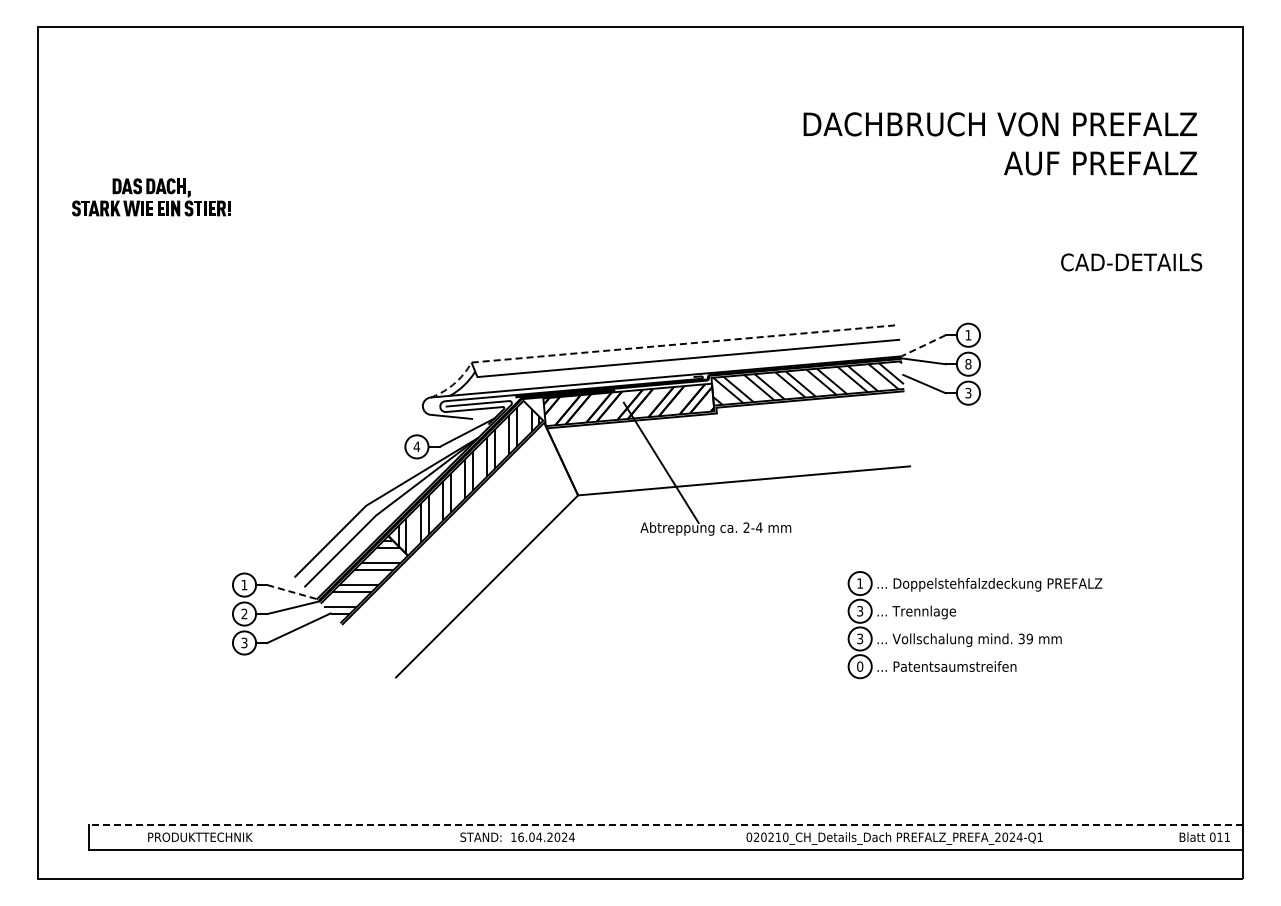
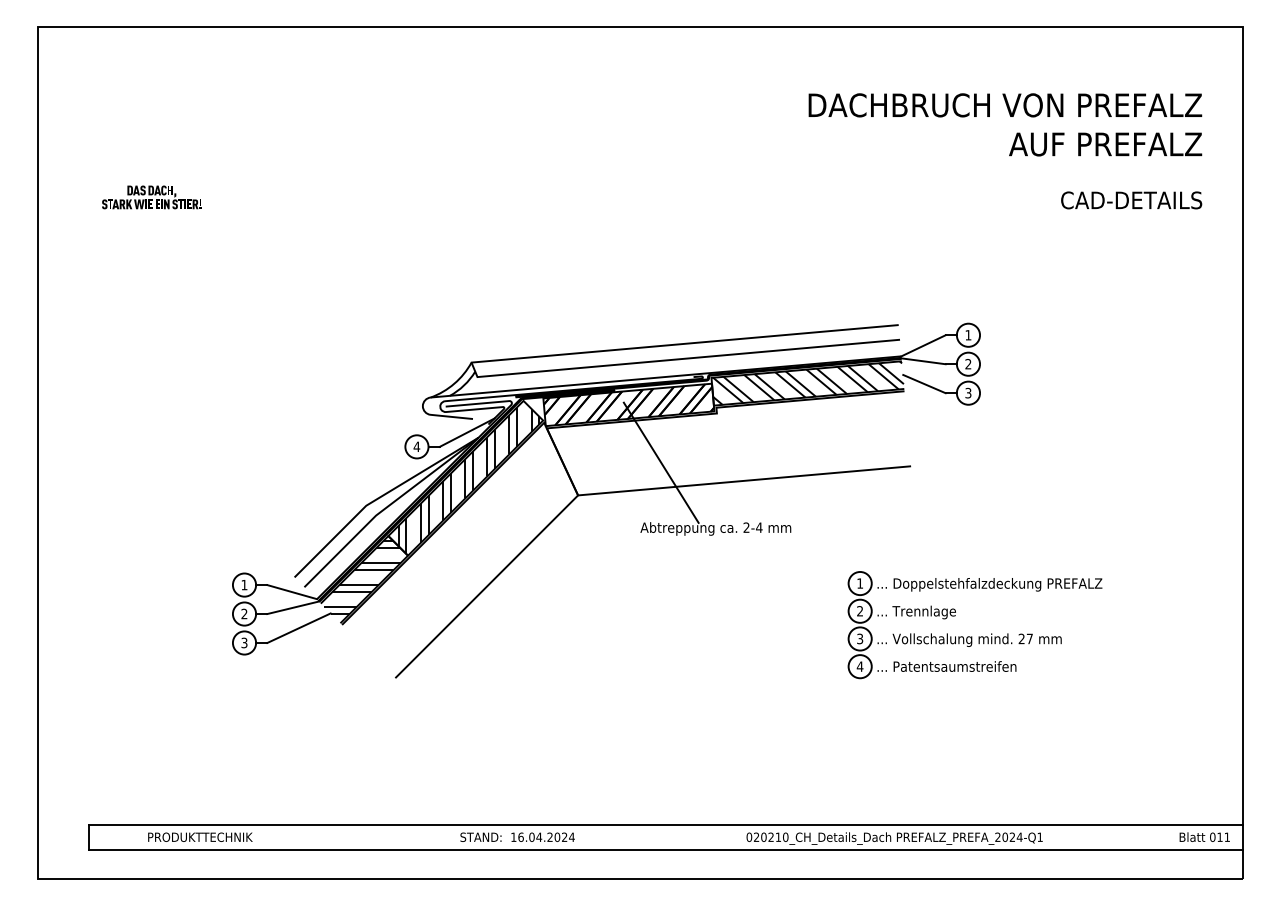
text position: (1000, 143) -> (1005, 124) (1005, 124)
part size: 159x39 px -> 100x25 px (151, 197)
text position: (1131, 262) -> (1131, 200) (1131, 200)
line: dashed -> solid (653, 346)
line: dashed -> solid (923, 346)
text: 8 -> 2 (968, 364)
line: dashed -> solid (292, 592)
text: 3 -> 2 (860, 611)
text: 39 -> 27 (1025, 638)
text: 0 -> 4 (859, 666)
line: dashed -> solid (665, 824)
